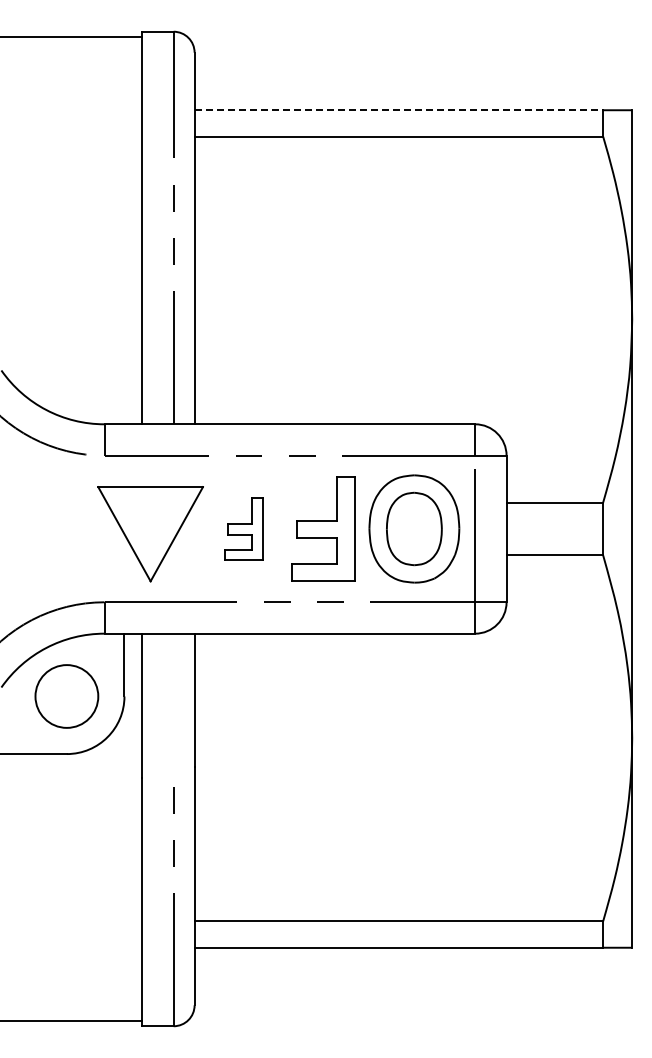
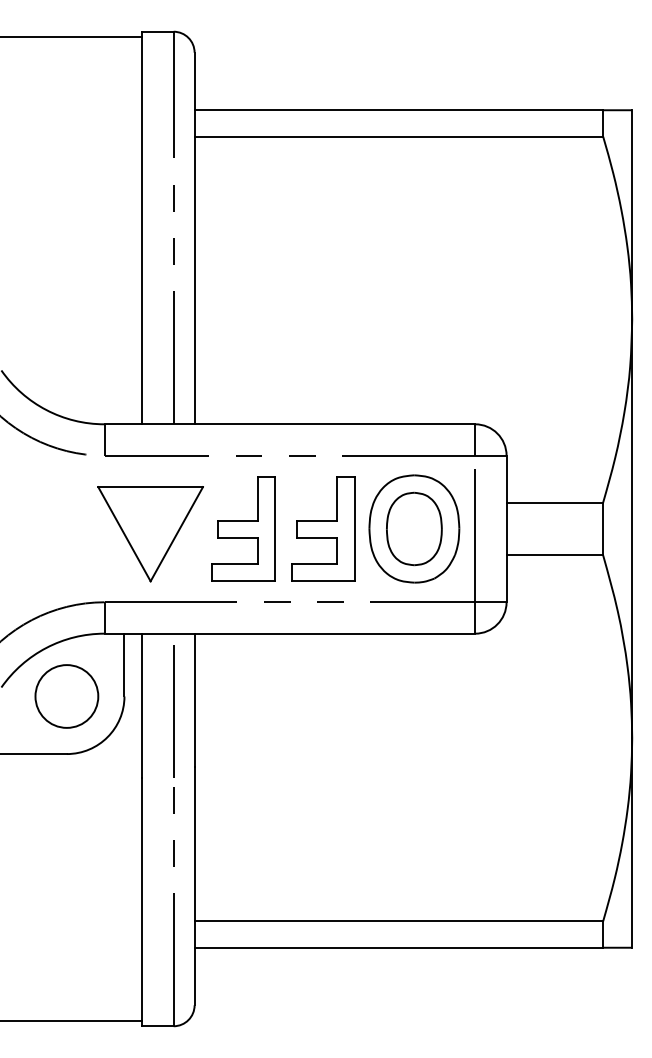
line: dashed -> solid (399, 110)
part size: 40x64 px -> 65x106 px (243, 528)
line: none -> present (173, 705)
